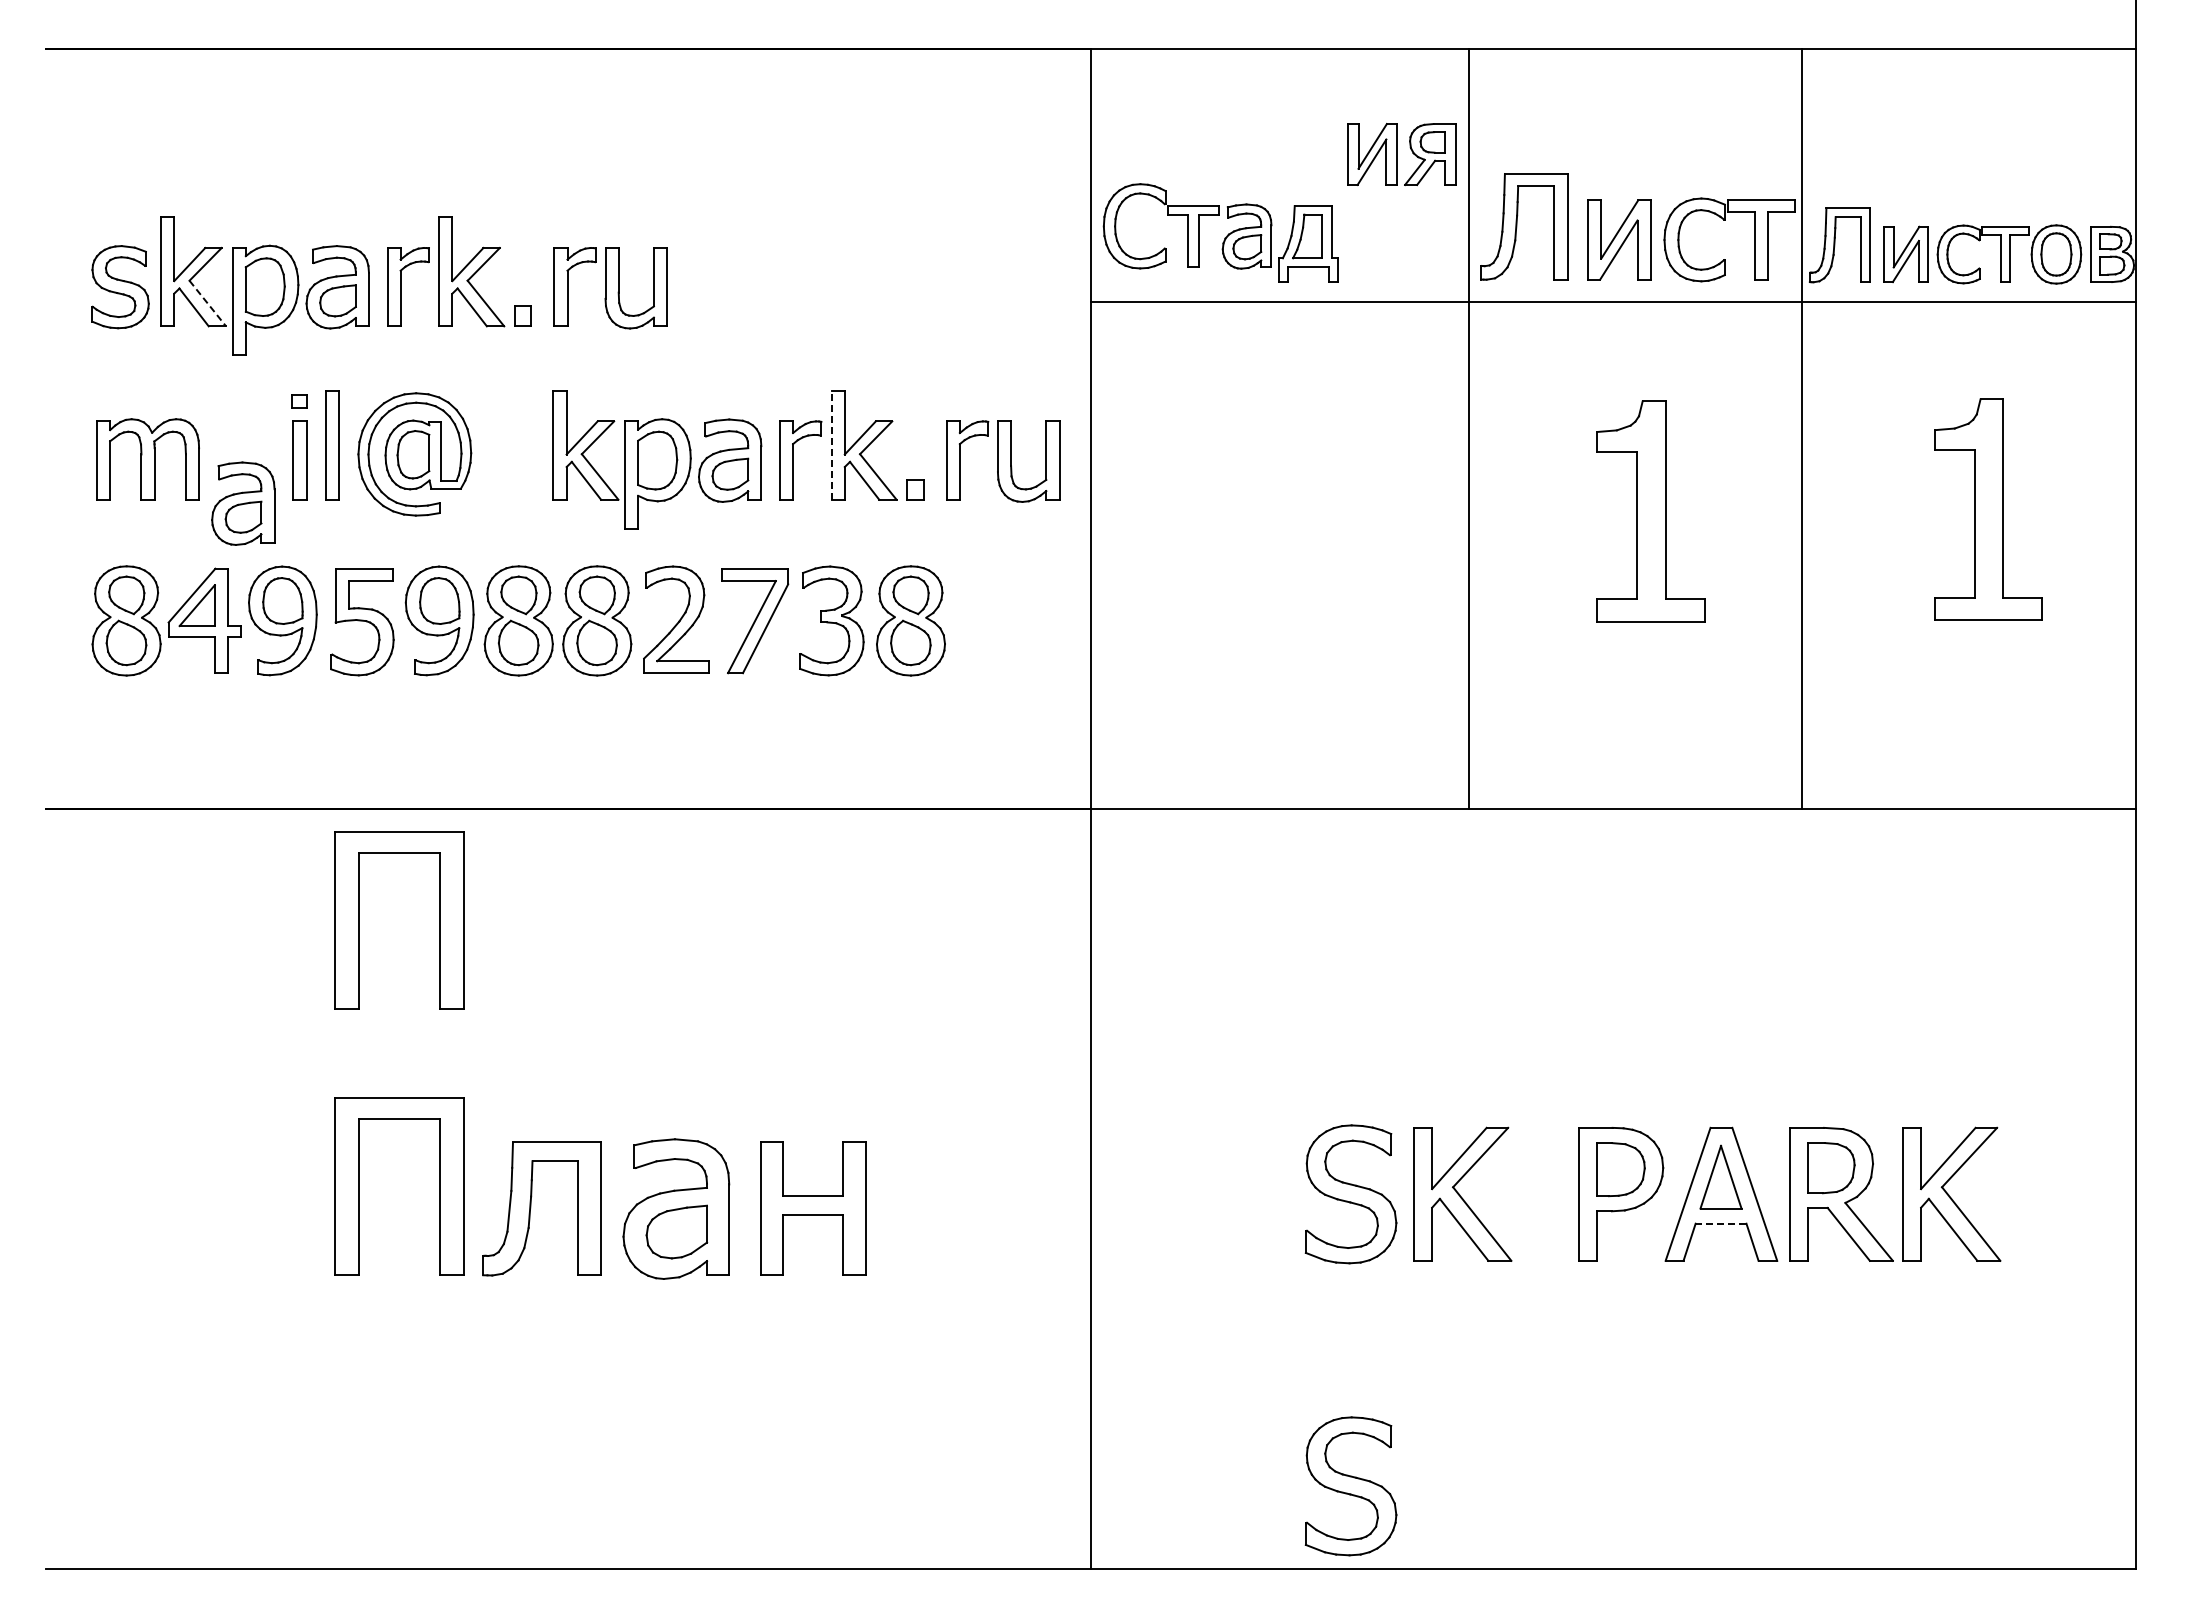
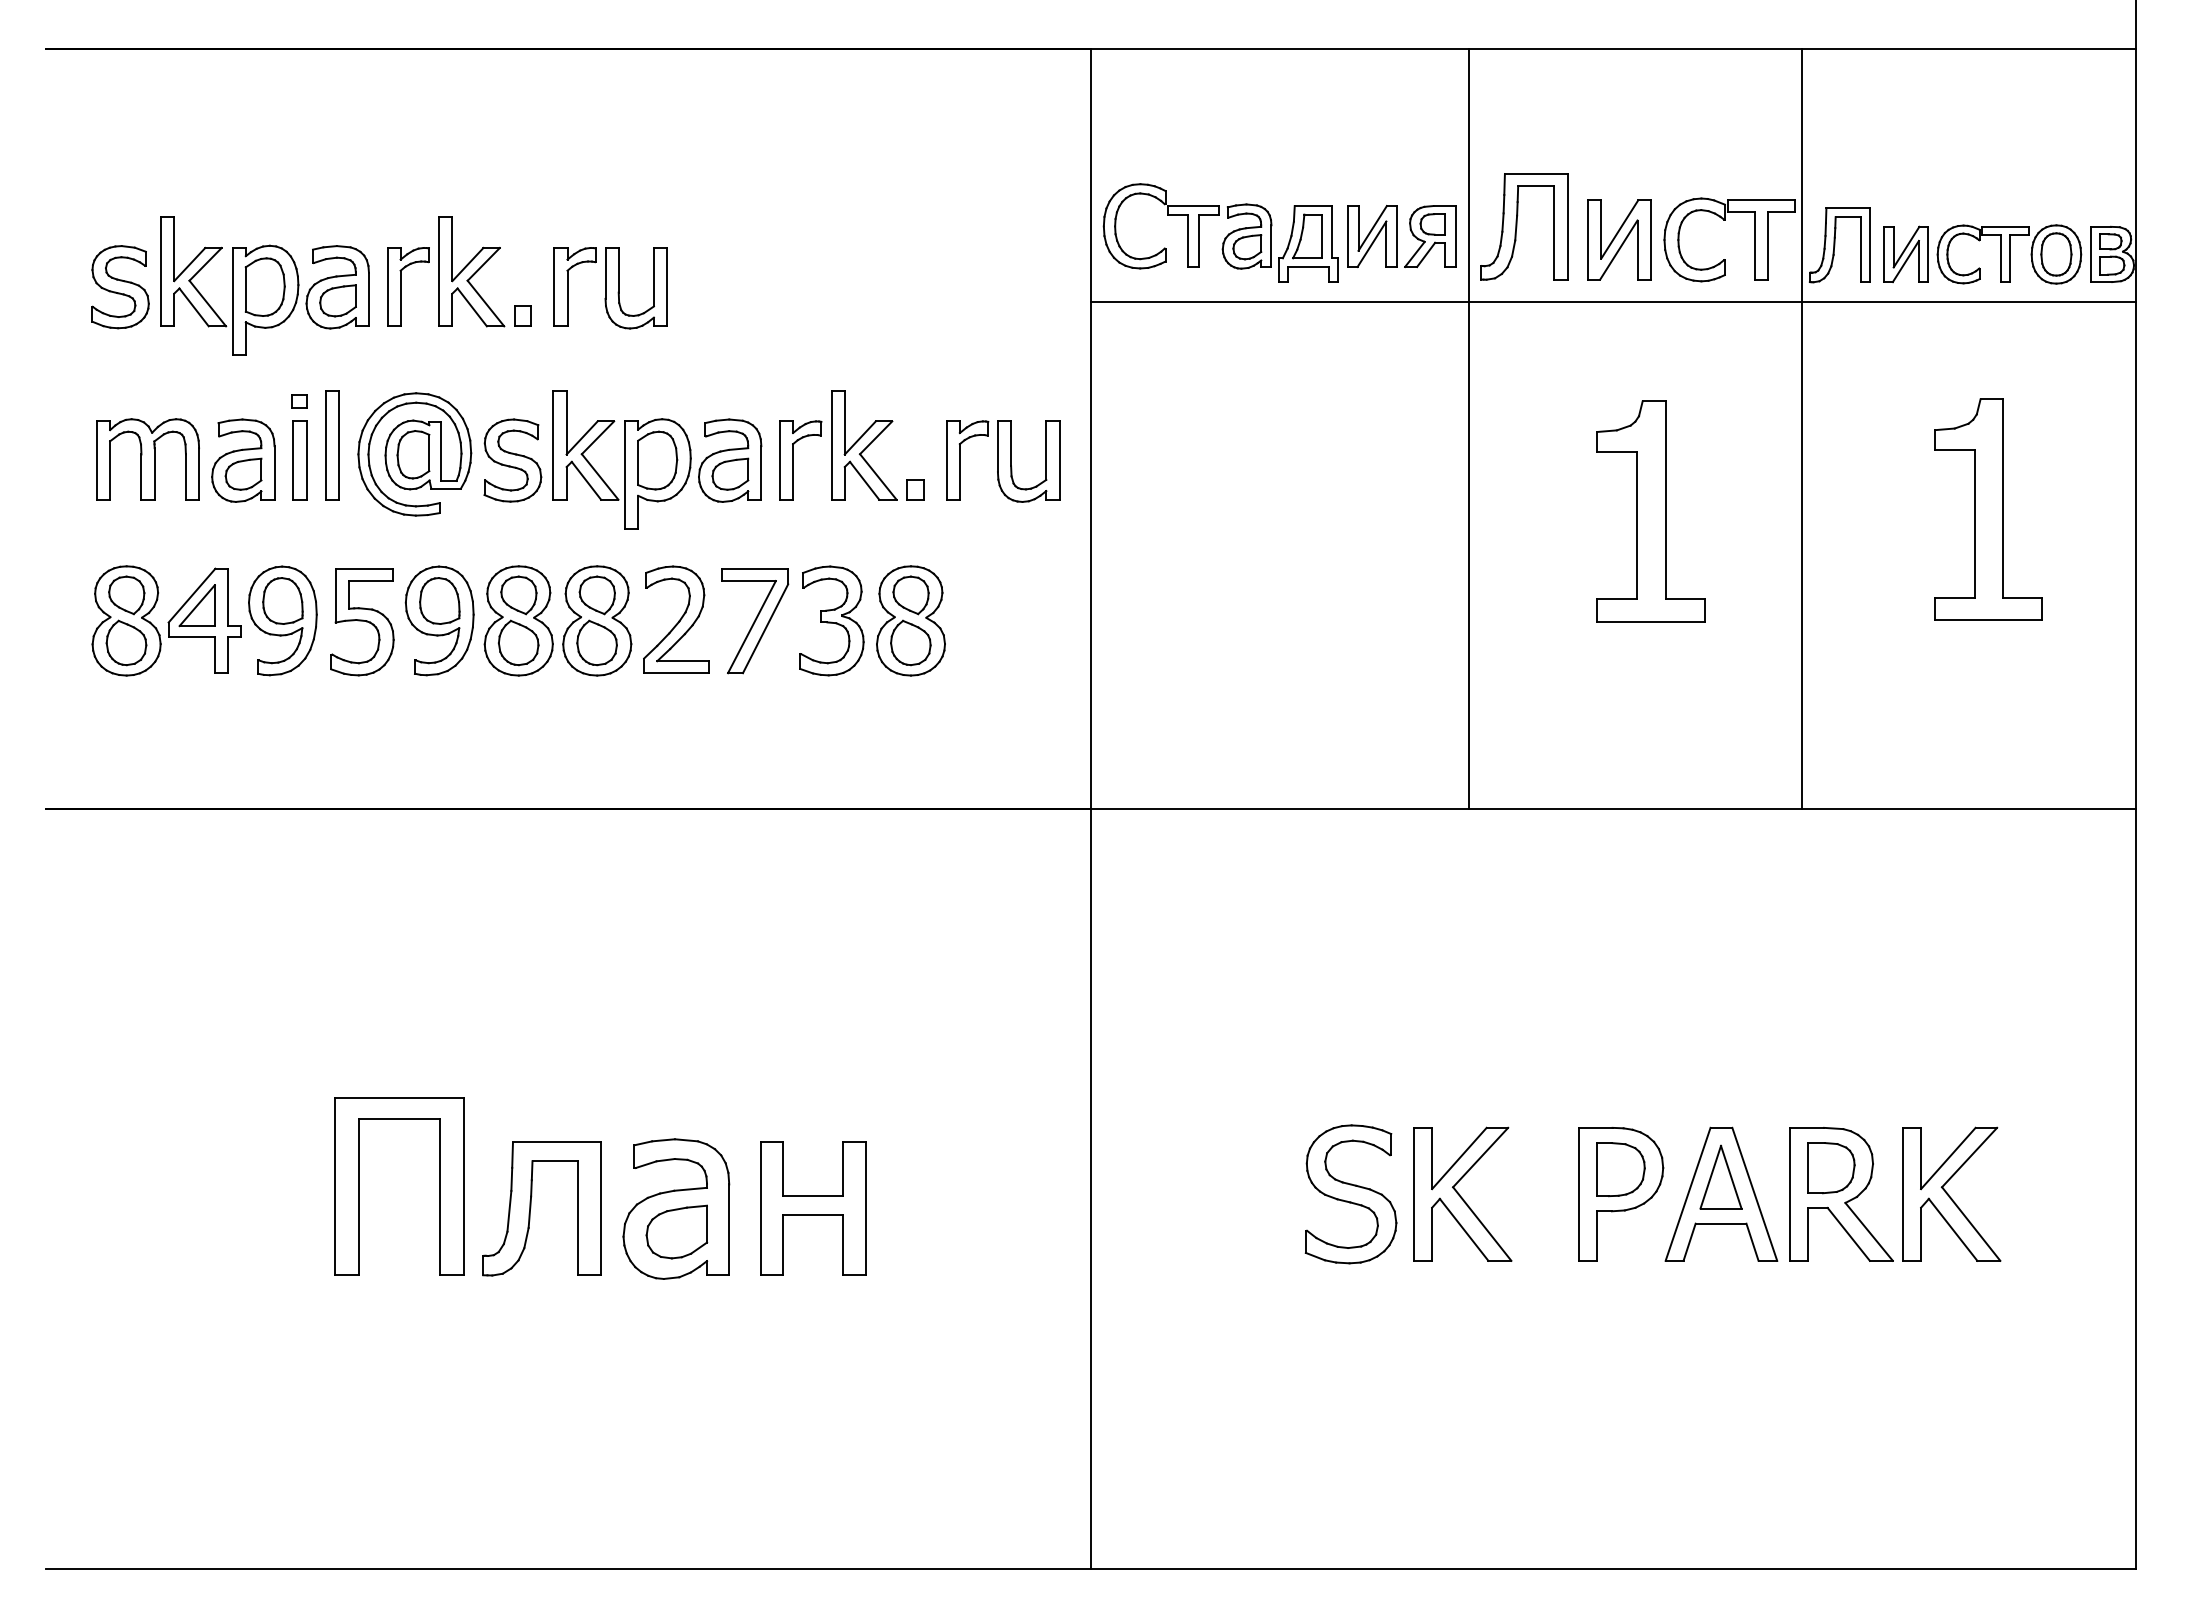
part position: (1401, 154) -> (1401, 236) (1401, 236)
line: dashed -> solid (208, 303)
line: dashed -> solid (831, 445)
part: none -> present (512, 460)
part position: (243, 503) -> (243, 460) (243, 460)
part: present -> none (359, 920)
line: dashed -> solid (1720, 1223)
part: present -> none (1350, 1486)
